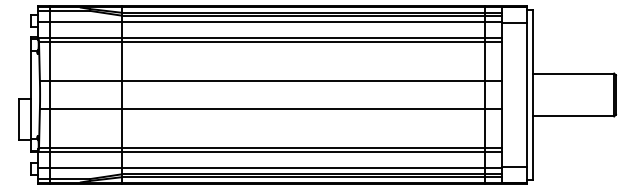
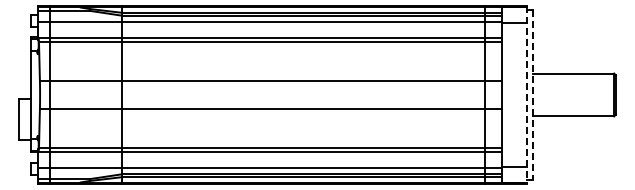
line: solid -> dashed (526, 95)
line: solid -> dashed (532, 95)
